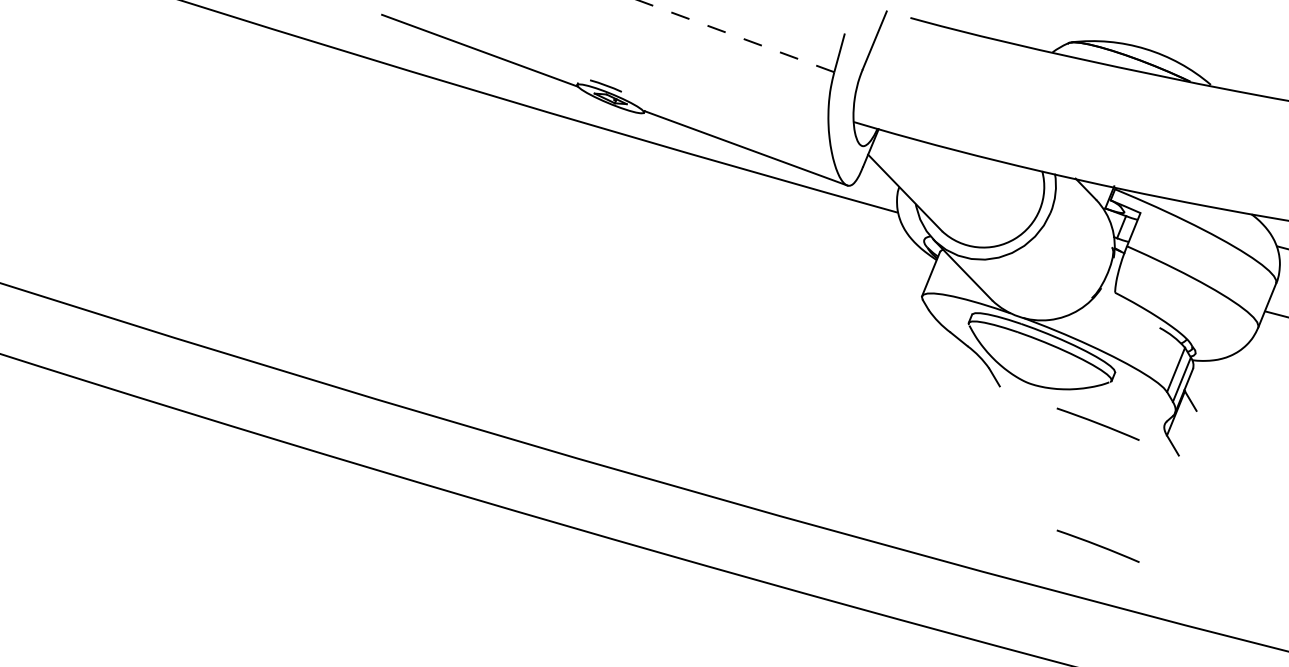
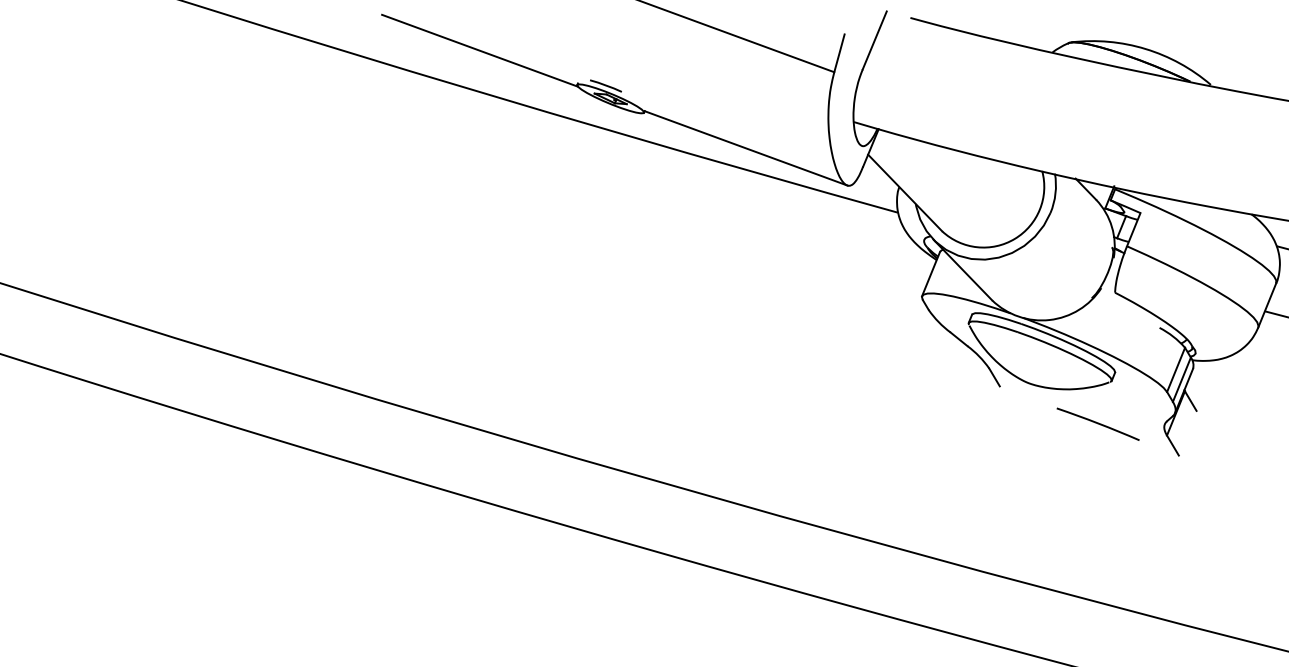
line: dashed -> solid (735, 36)
line: present -> none (1097, 545)
